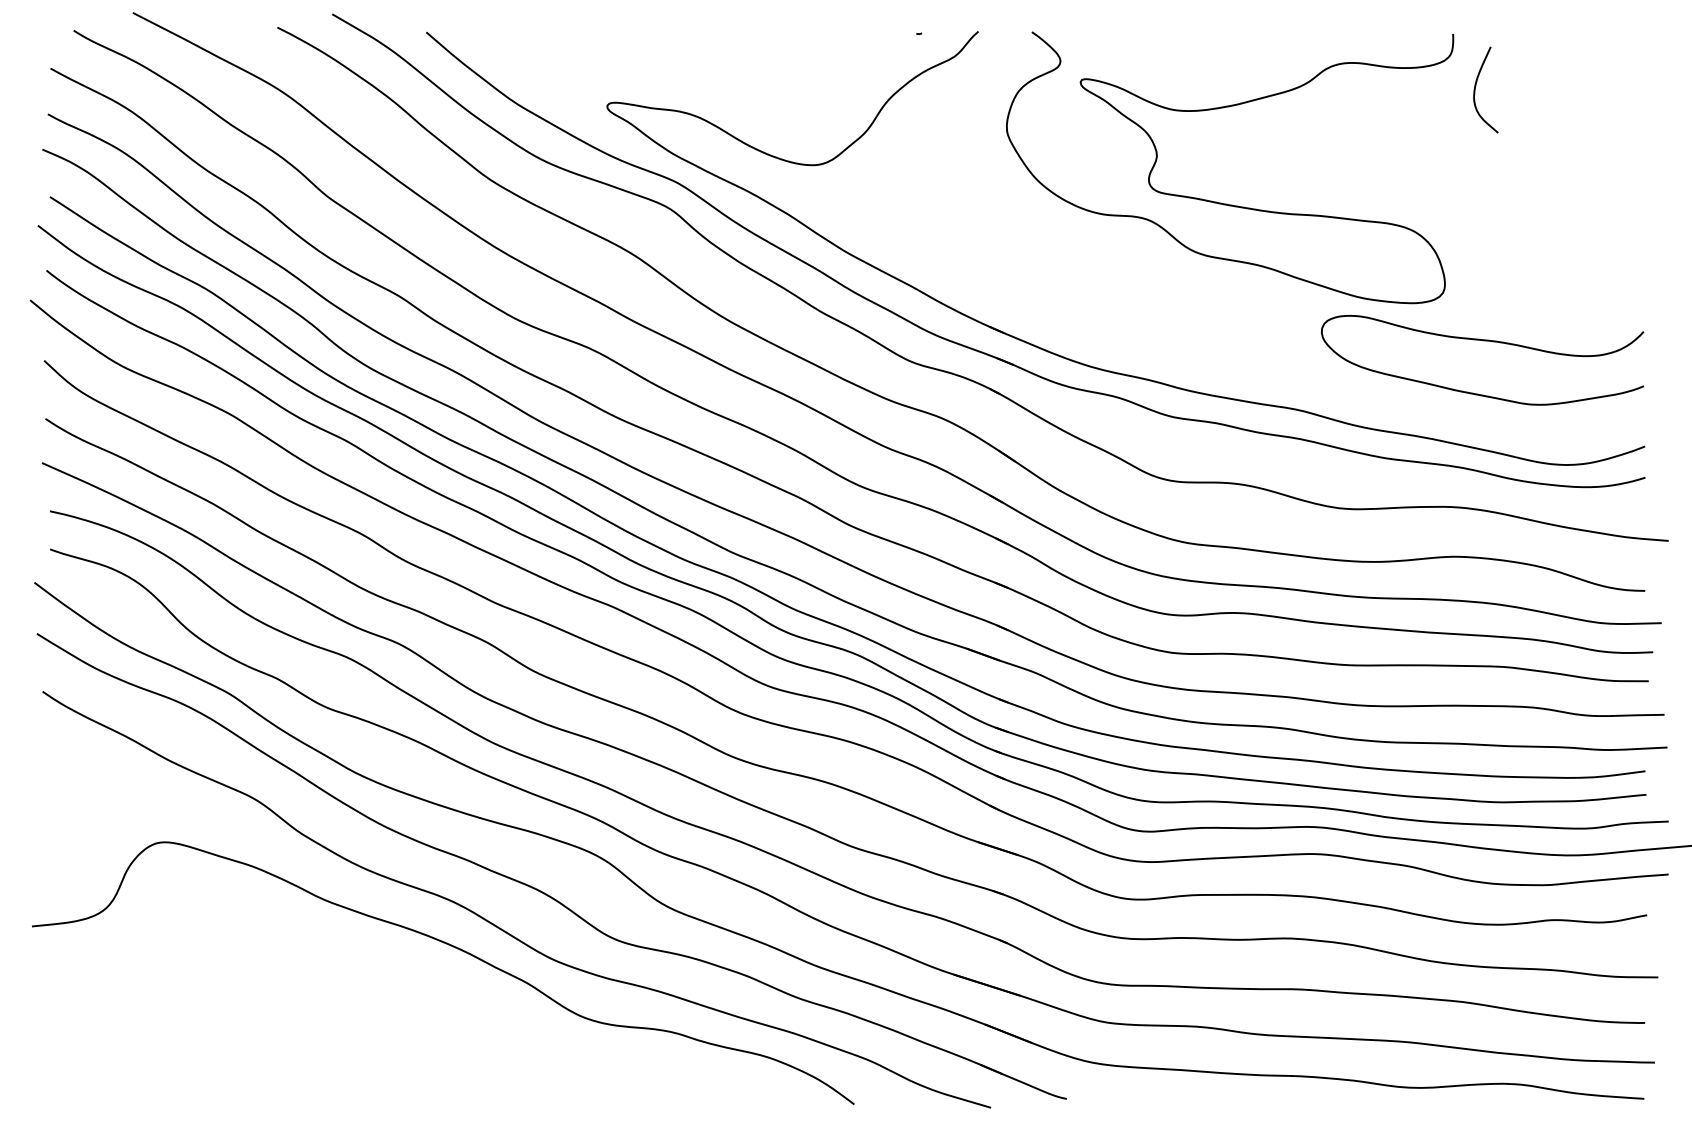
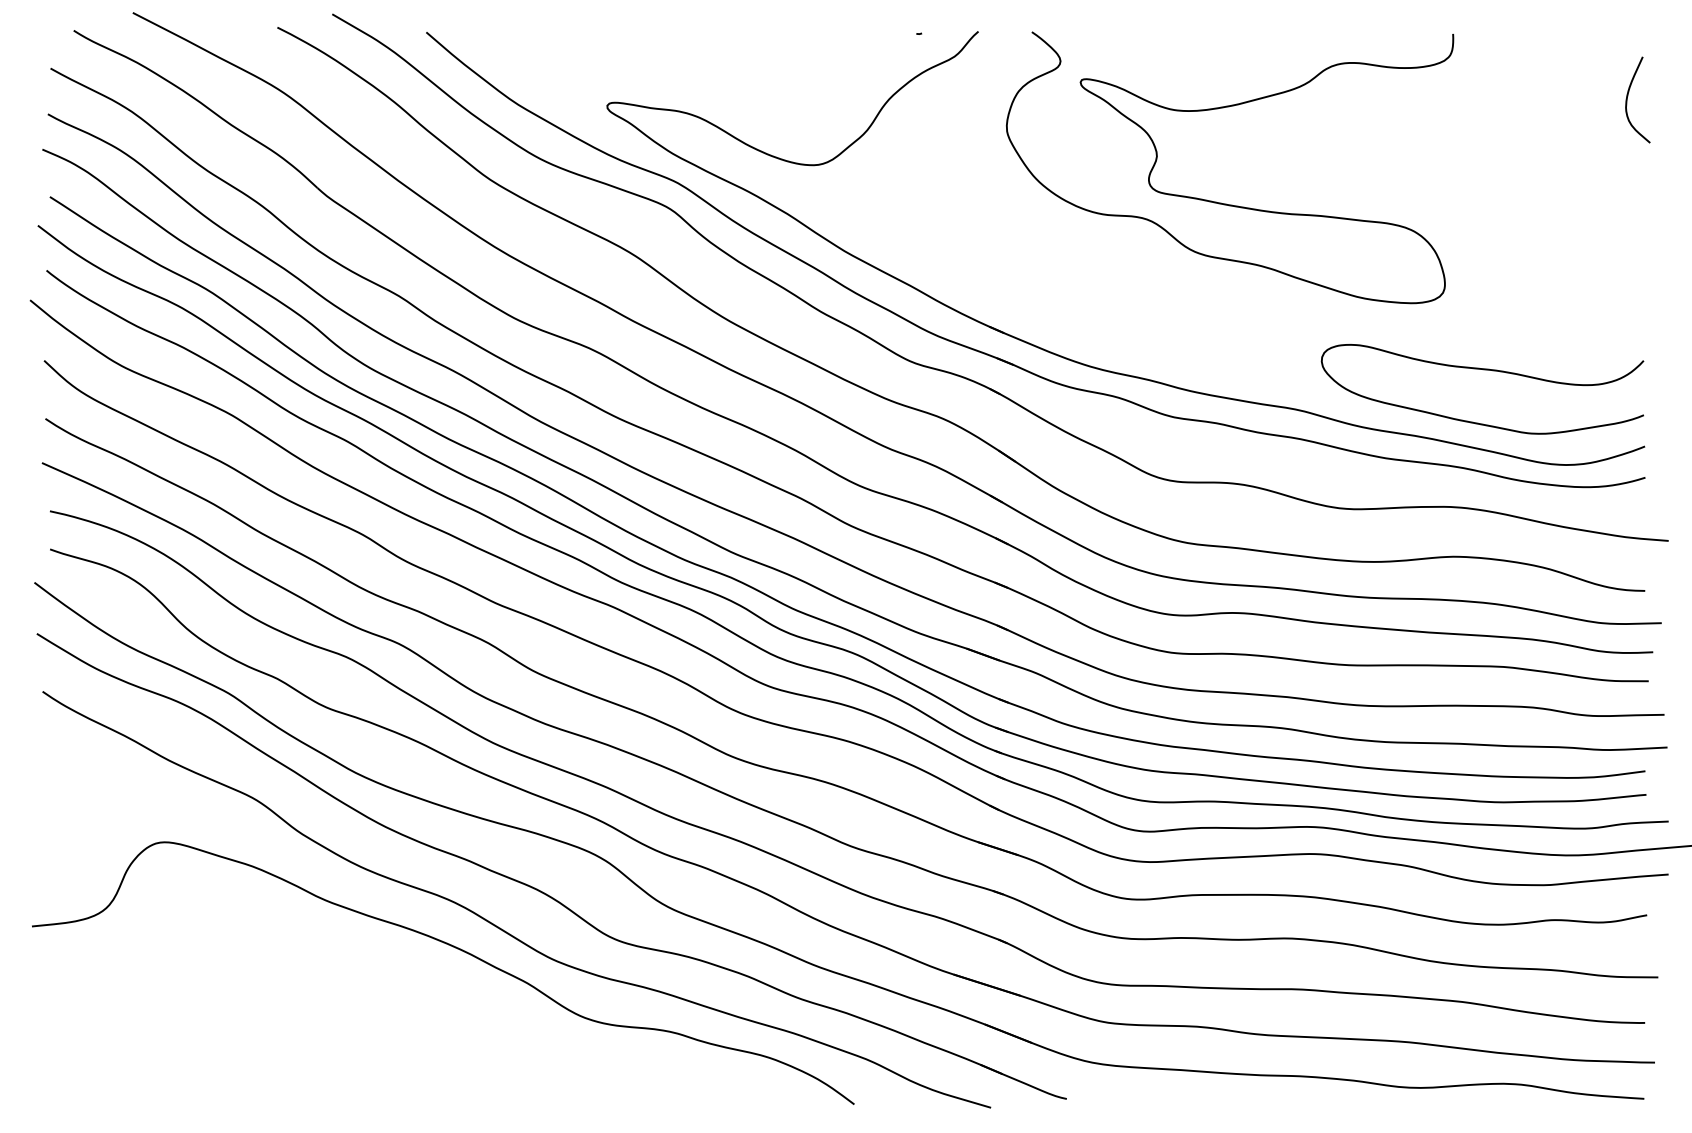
curve position: (1476, 86) -> (1628, 96) (1628, 96)
curve position: (1483, 341) -> (1483, 370) (1483, 370)
